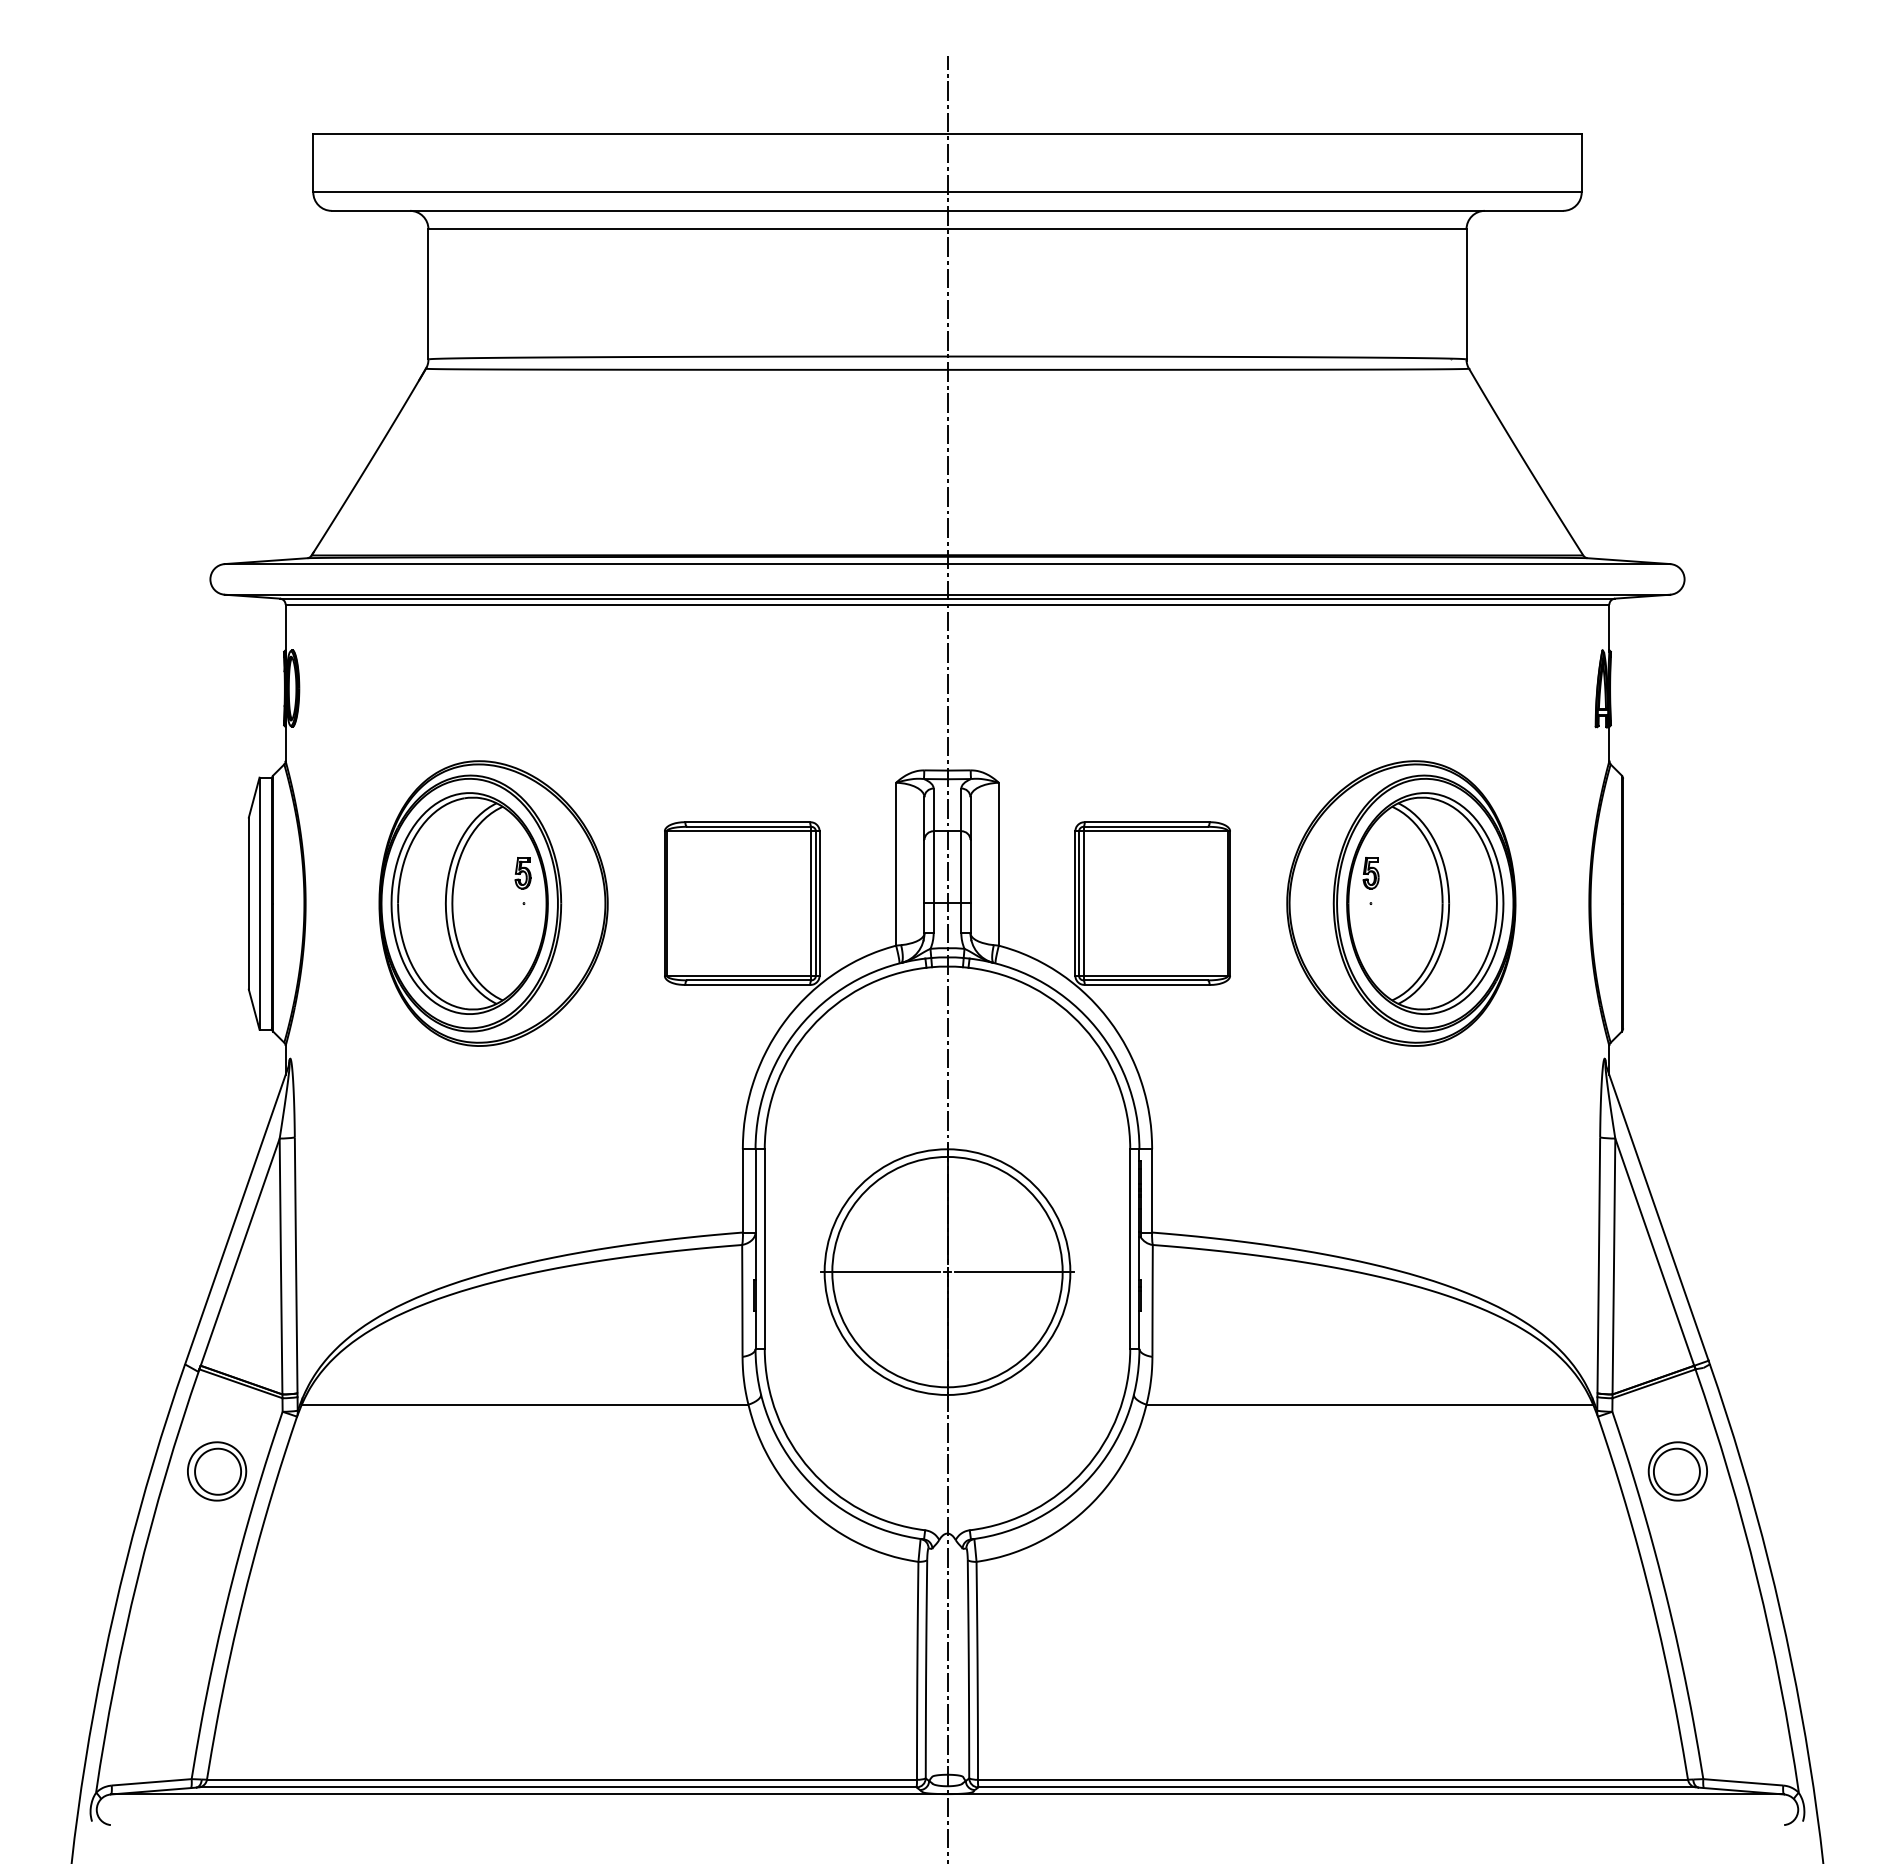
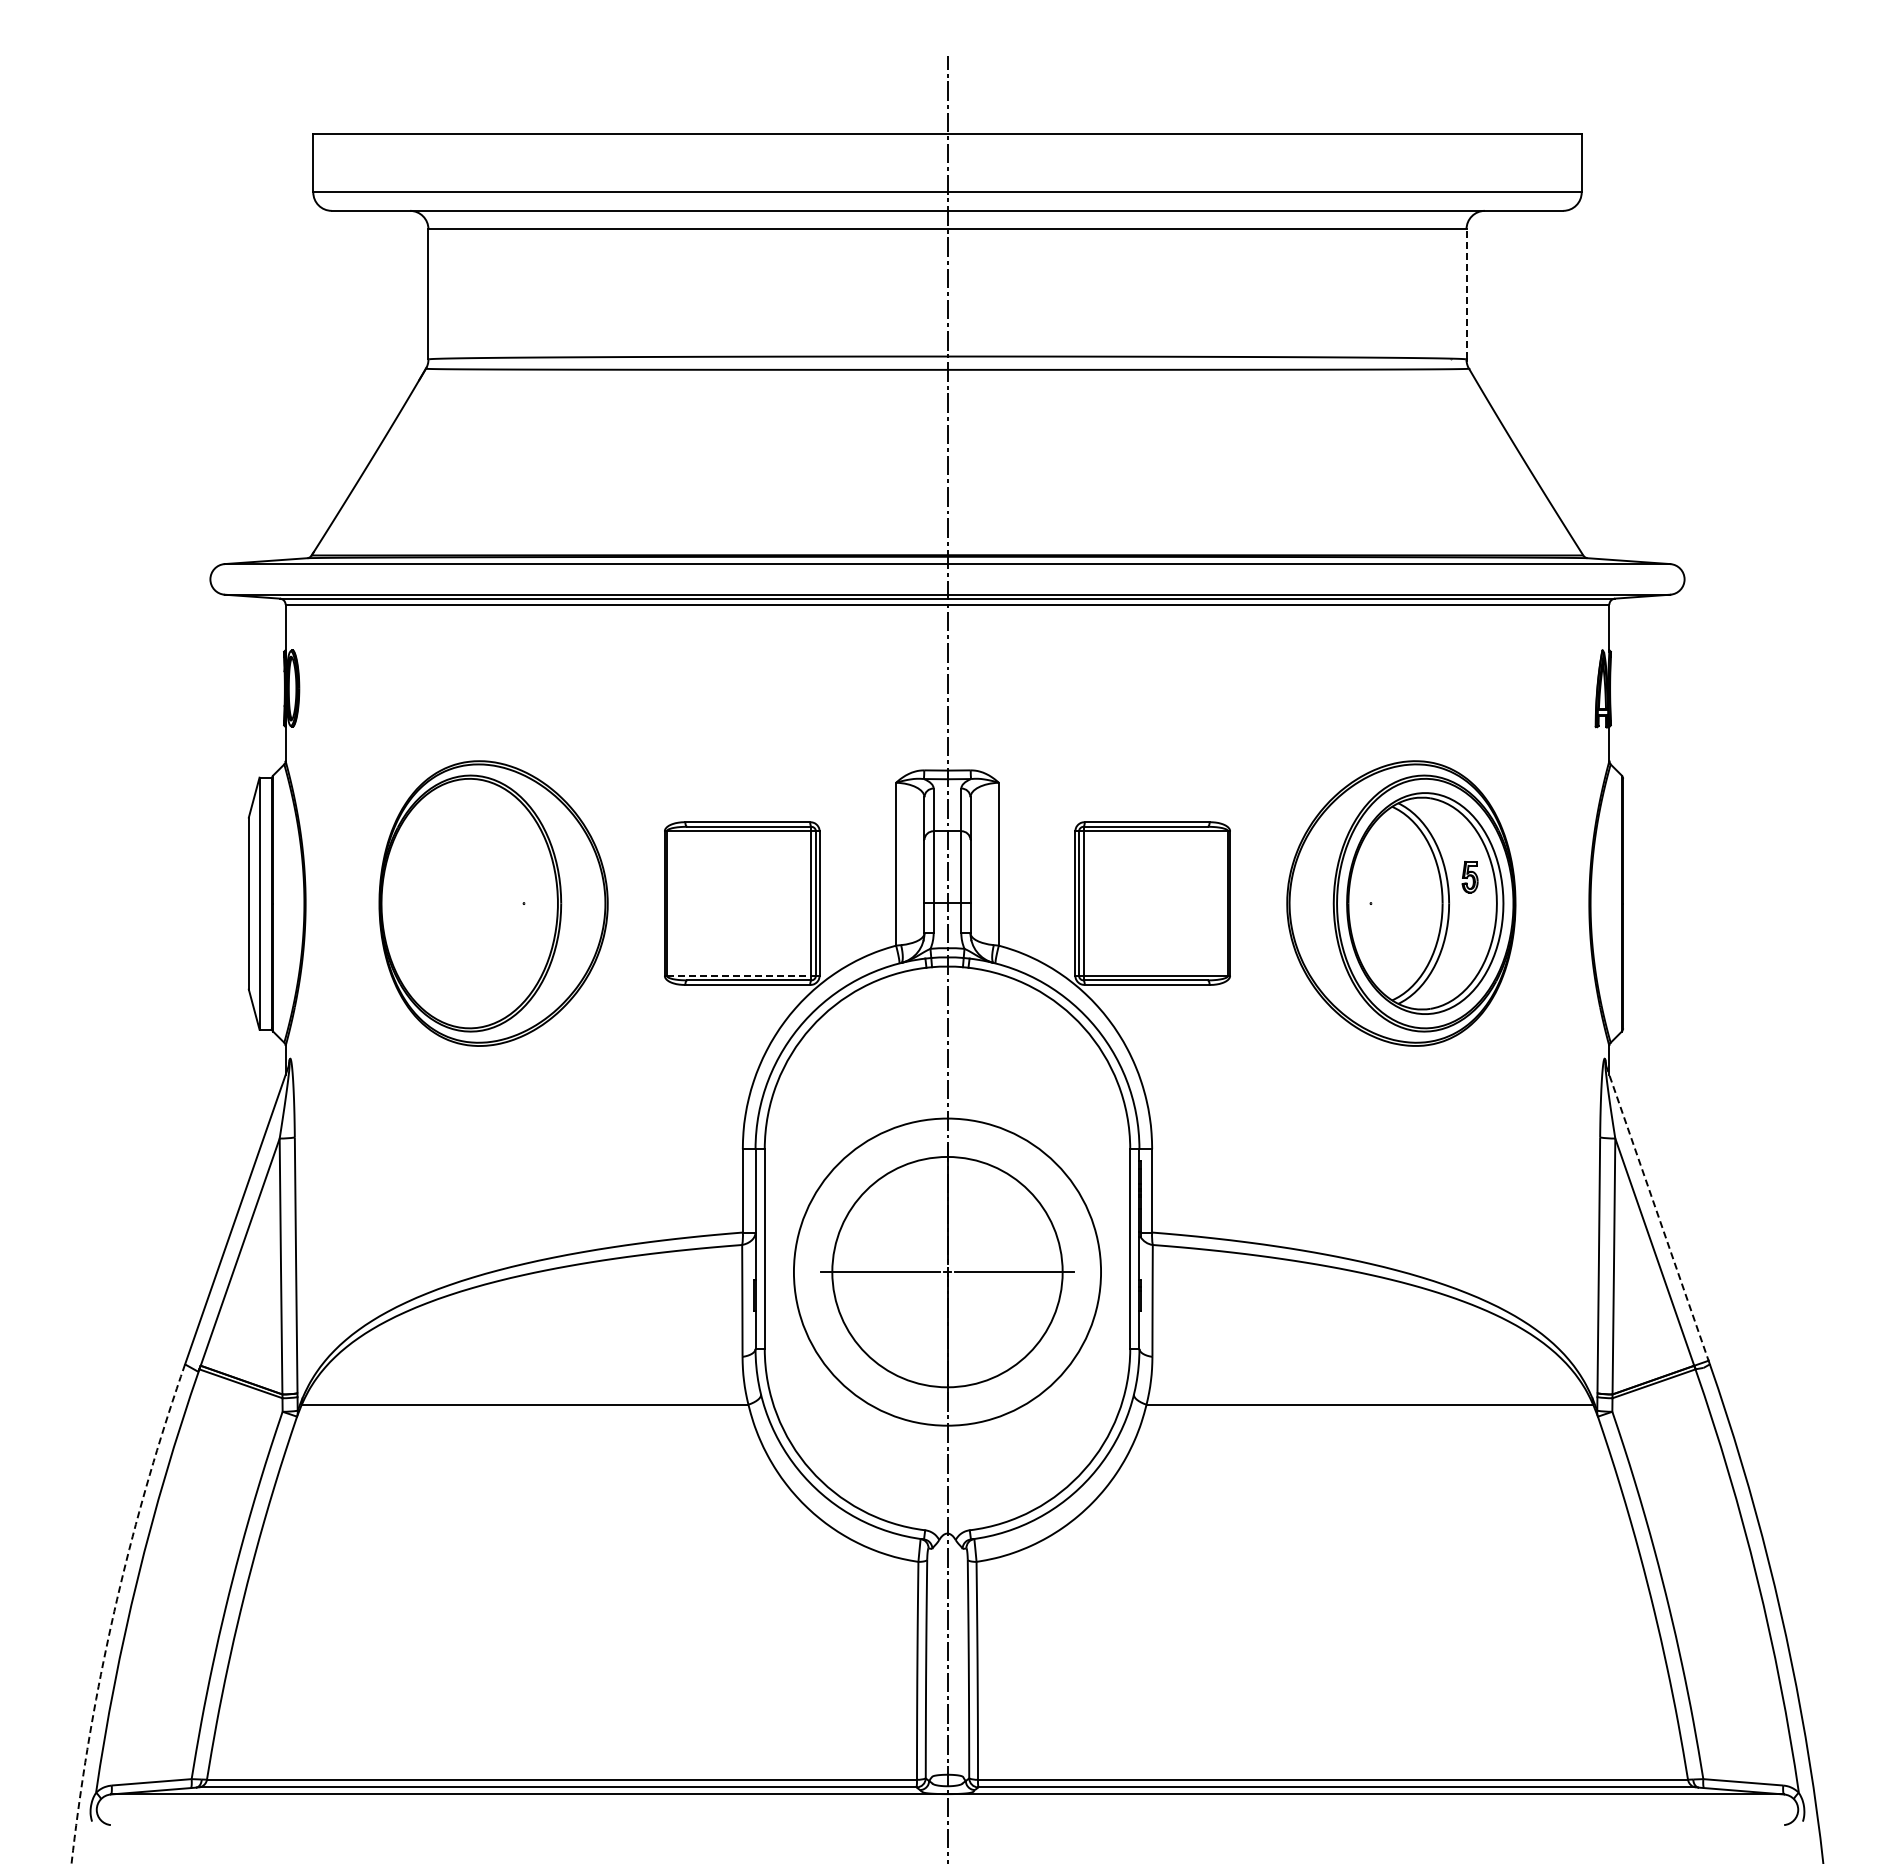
line: solid -> dashed (1466, 293)
part position: (1370, 873) -> (1469, 877) (1469, 877)
part: present -> none (469, 903)
line: solid -> dashed (739, 975)
line: solid -> dashed (1657, 1213)
circle diameter: 246 px -> 307 px (947, 1271)
part: present -> none (217, 1471)
part: present -> none (1677, 1471)
arc: solid -> dashed (114, 1611)
